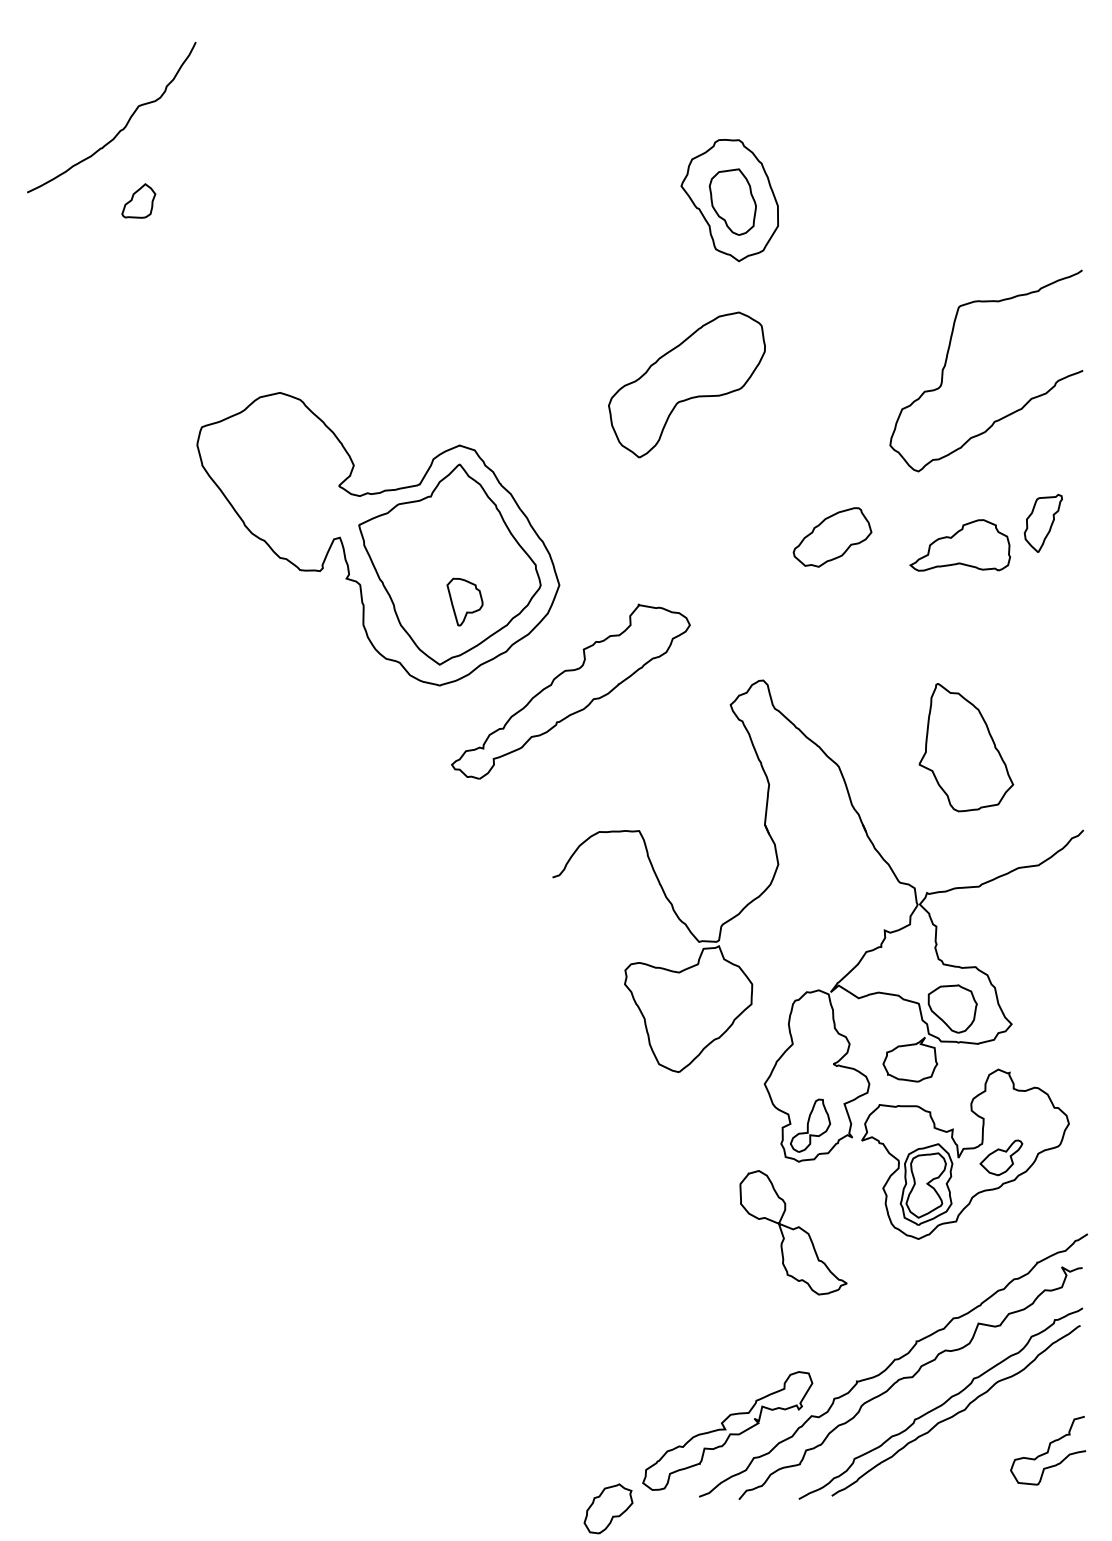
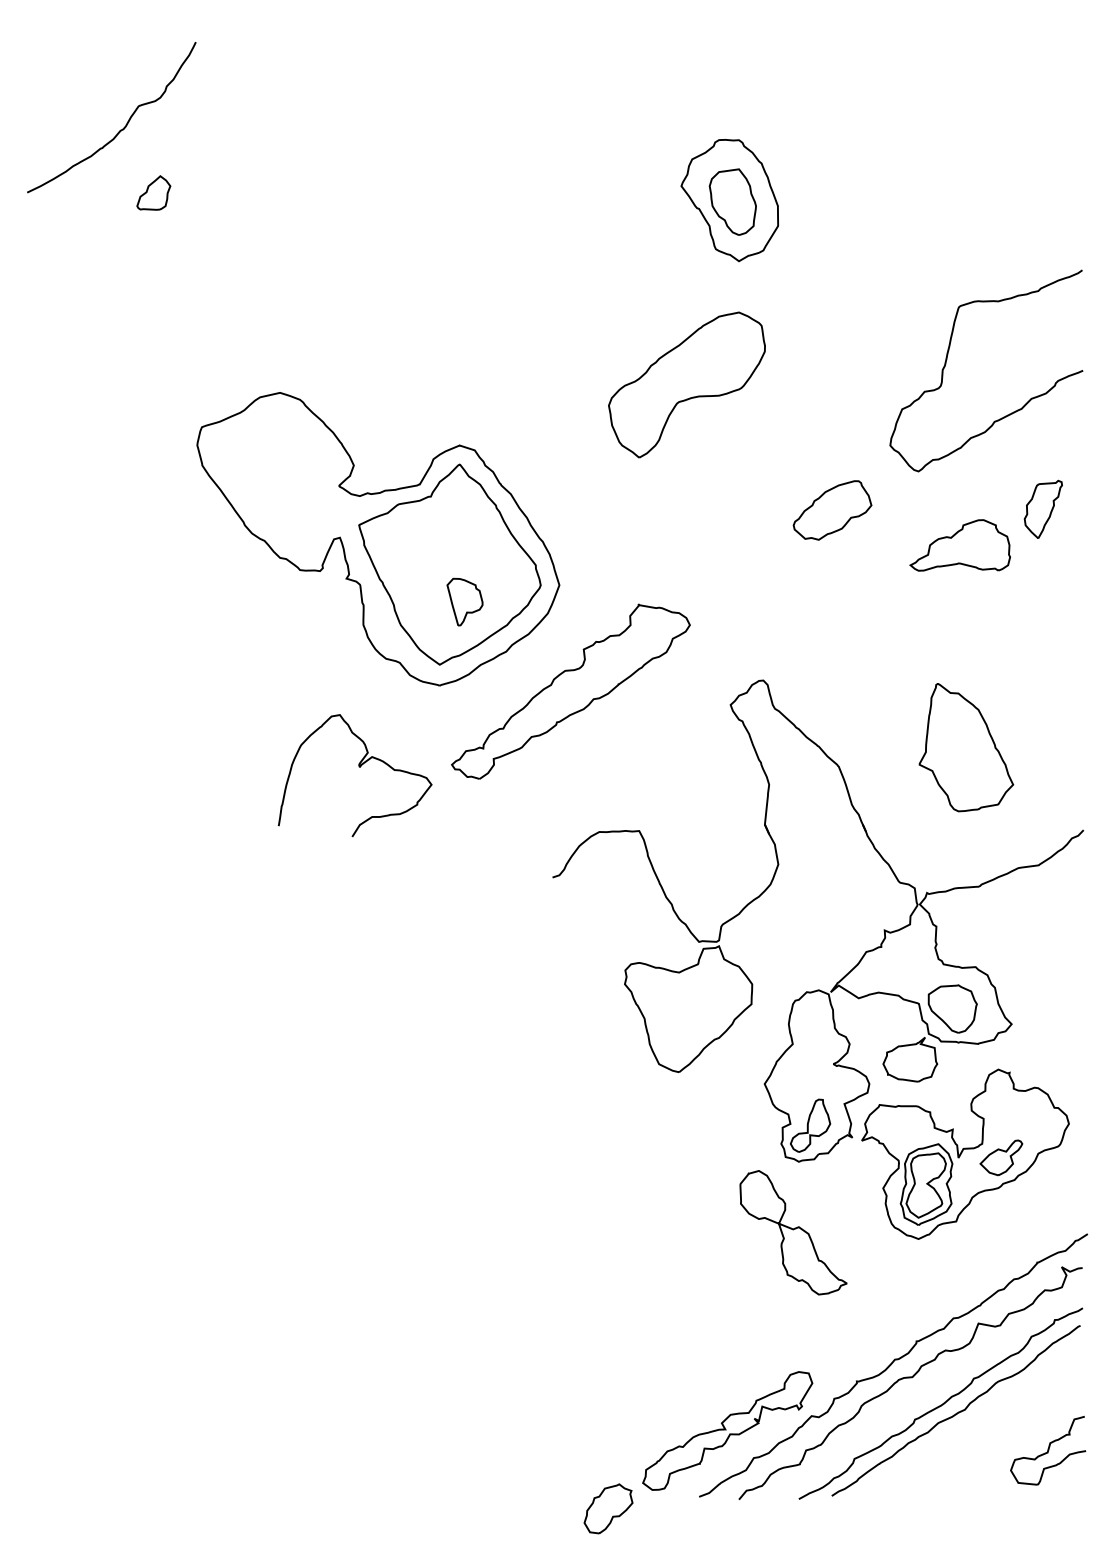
part position: (138, 200) -> (153, 192) (153, 192)
part position: (1042, 522) -> (1042, 508) (1042, 508)
part position: (832, 537) -> (832, 510) (832, 510)
curve: none -> present (359, 767)
